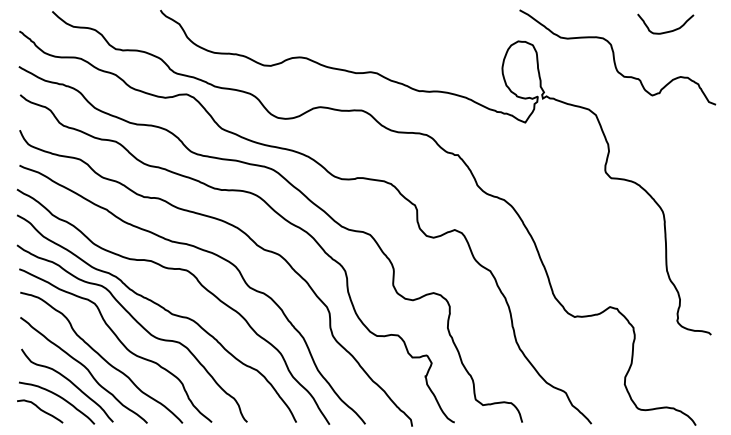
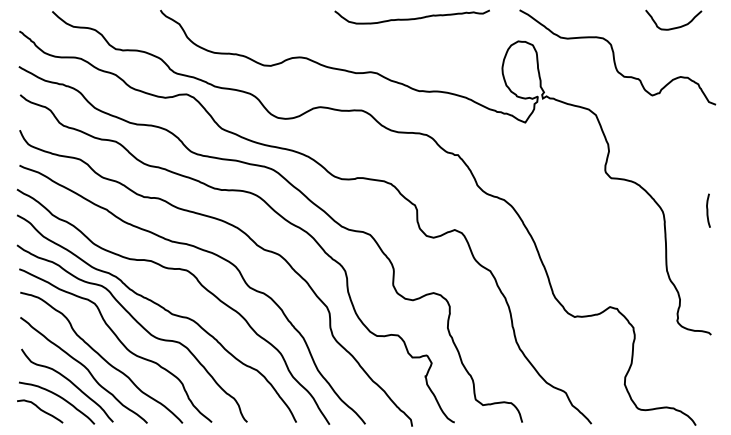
curve: none -> present (411, 18)
curve position: (665, 31) -> (673, 27) (673, 27)
curve: none -> present (708, 210)
